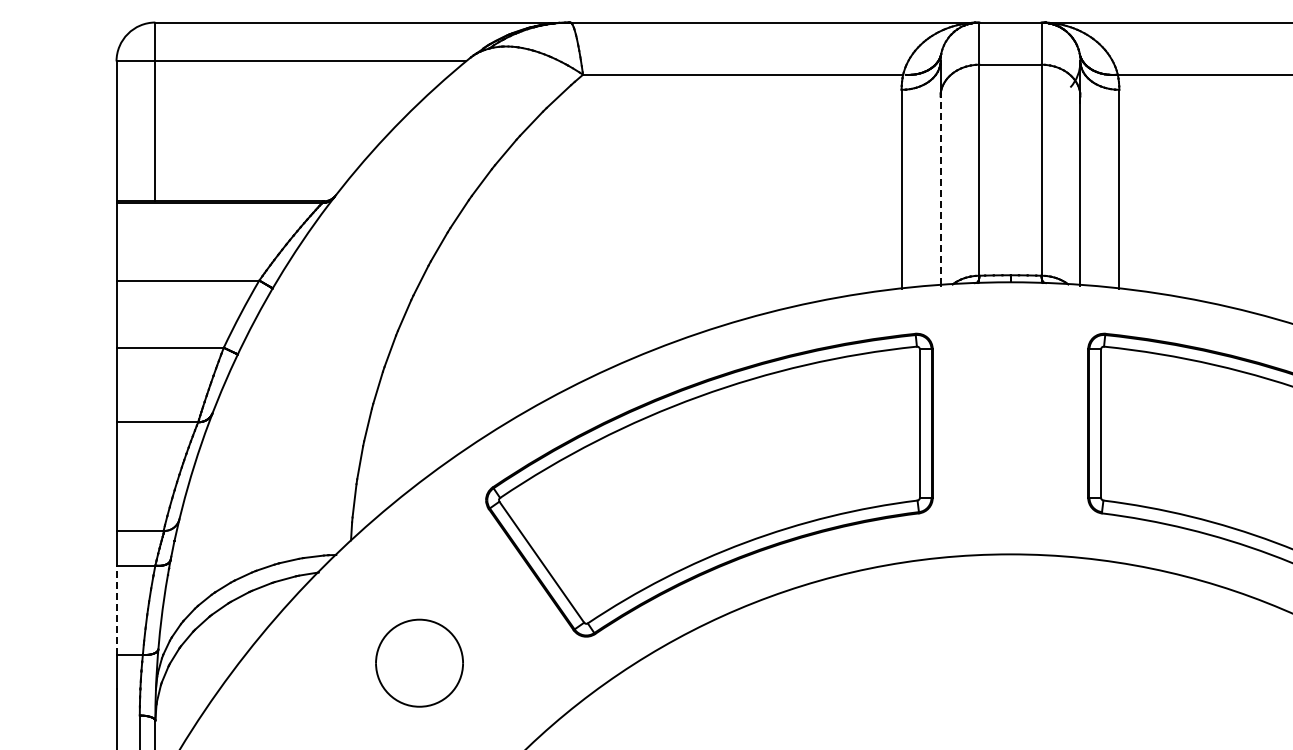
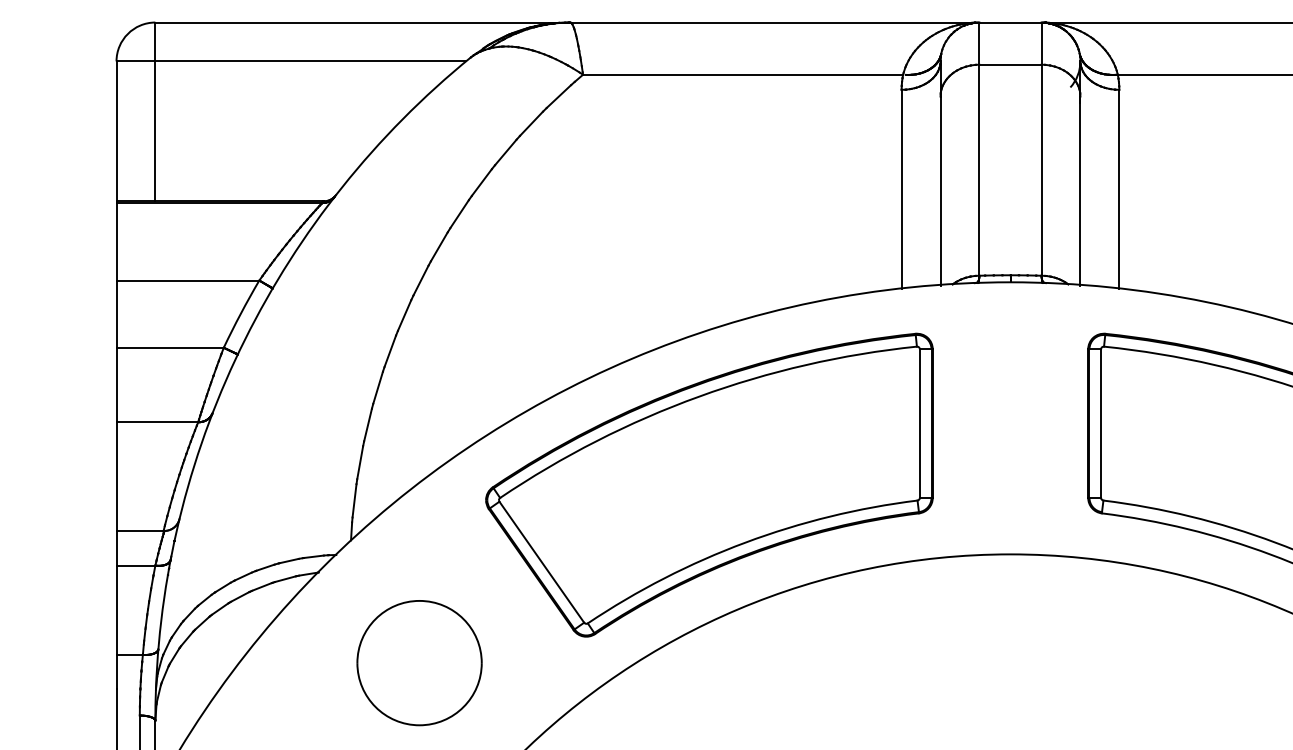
line: dashed -> solid (940, 190)
line: dashed -> solid (116, 610)
part size: 89x90 px -> 127x127 px (419, 663)
